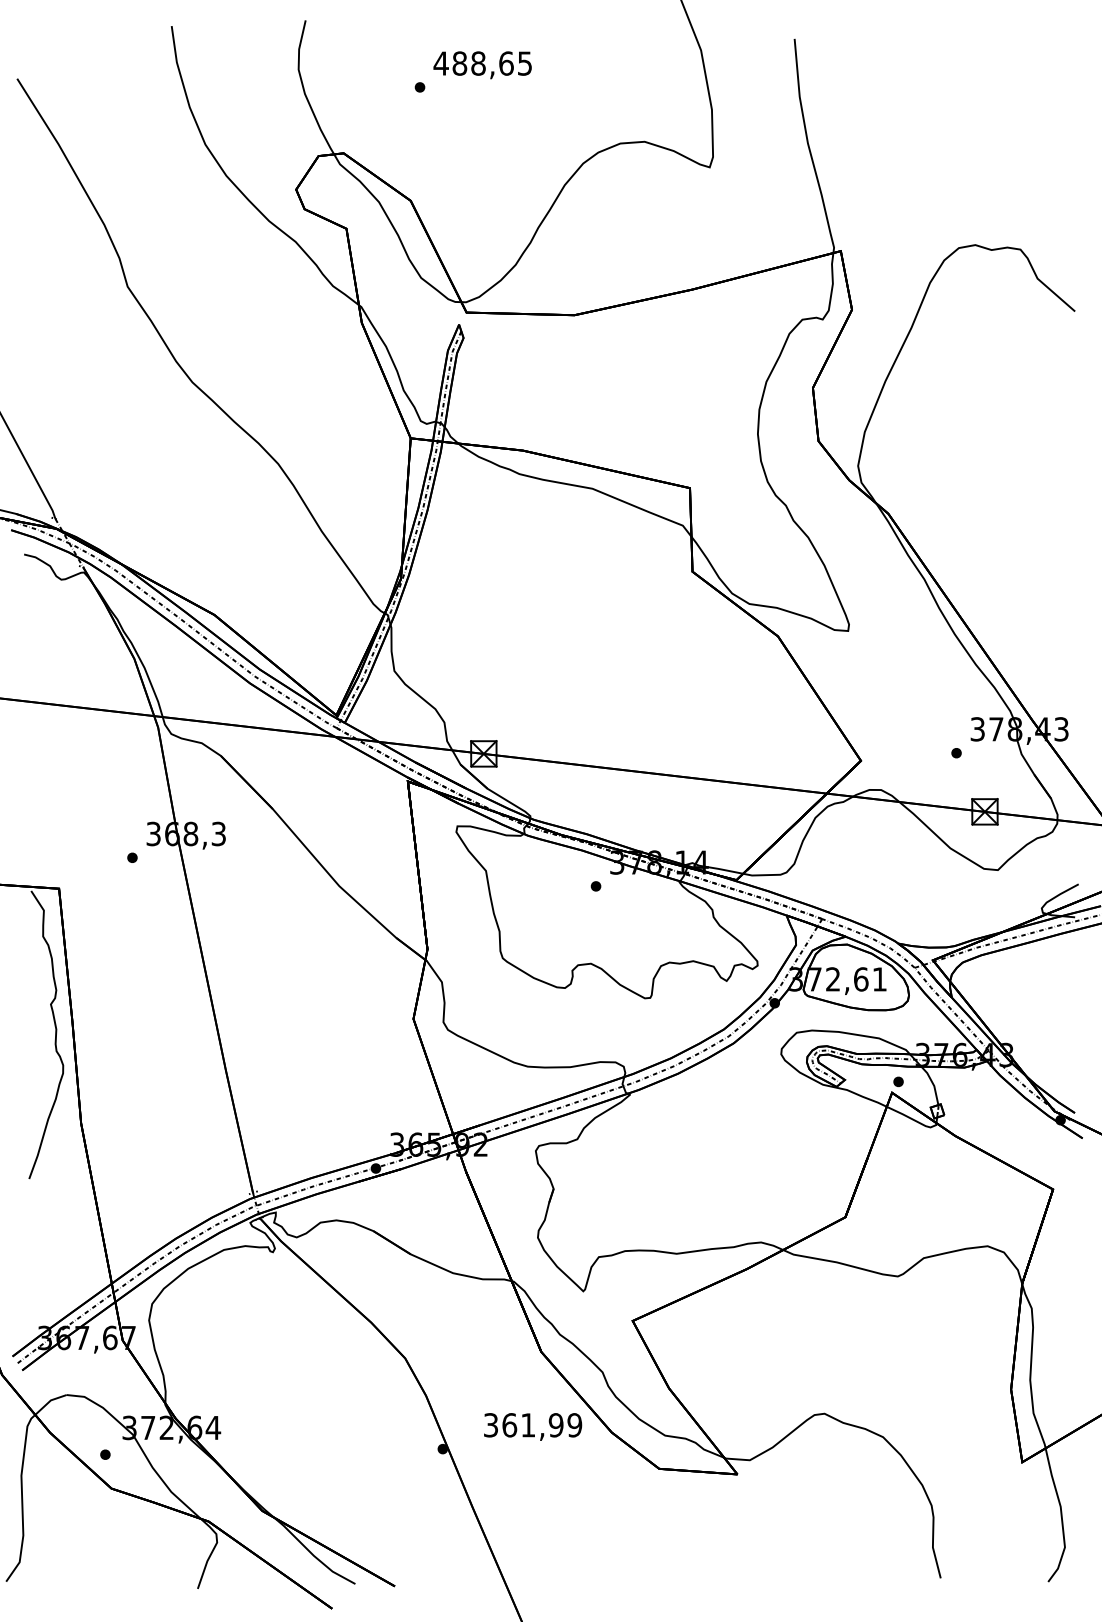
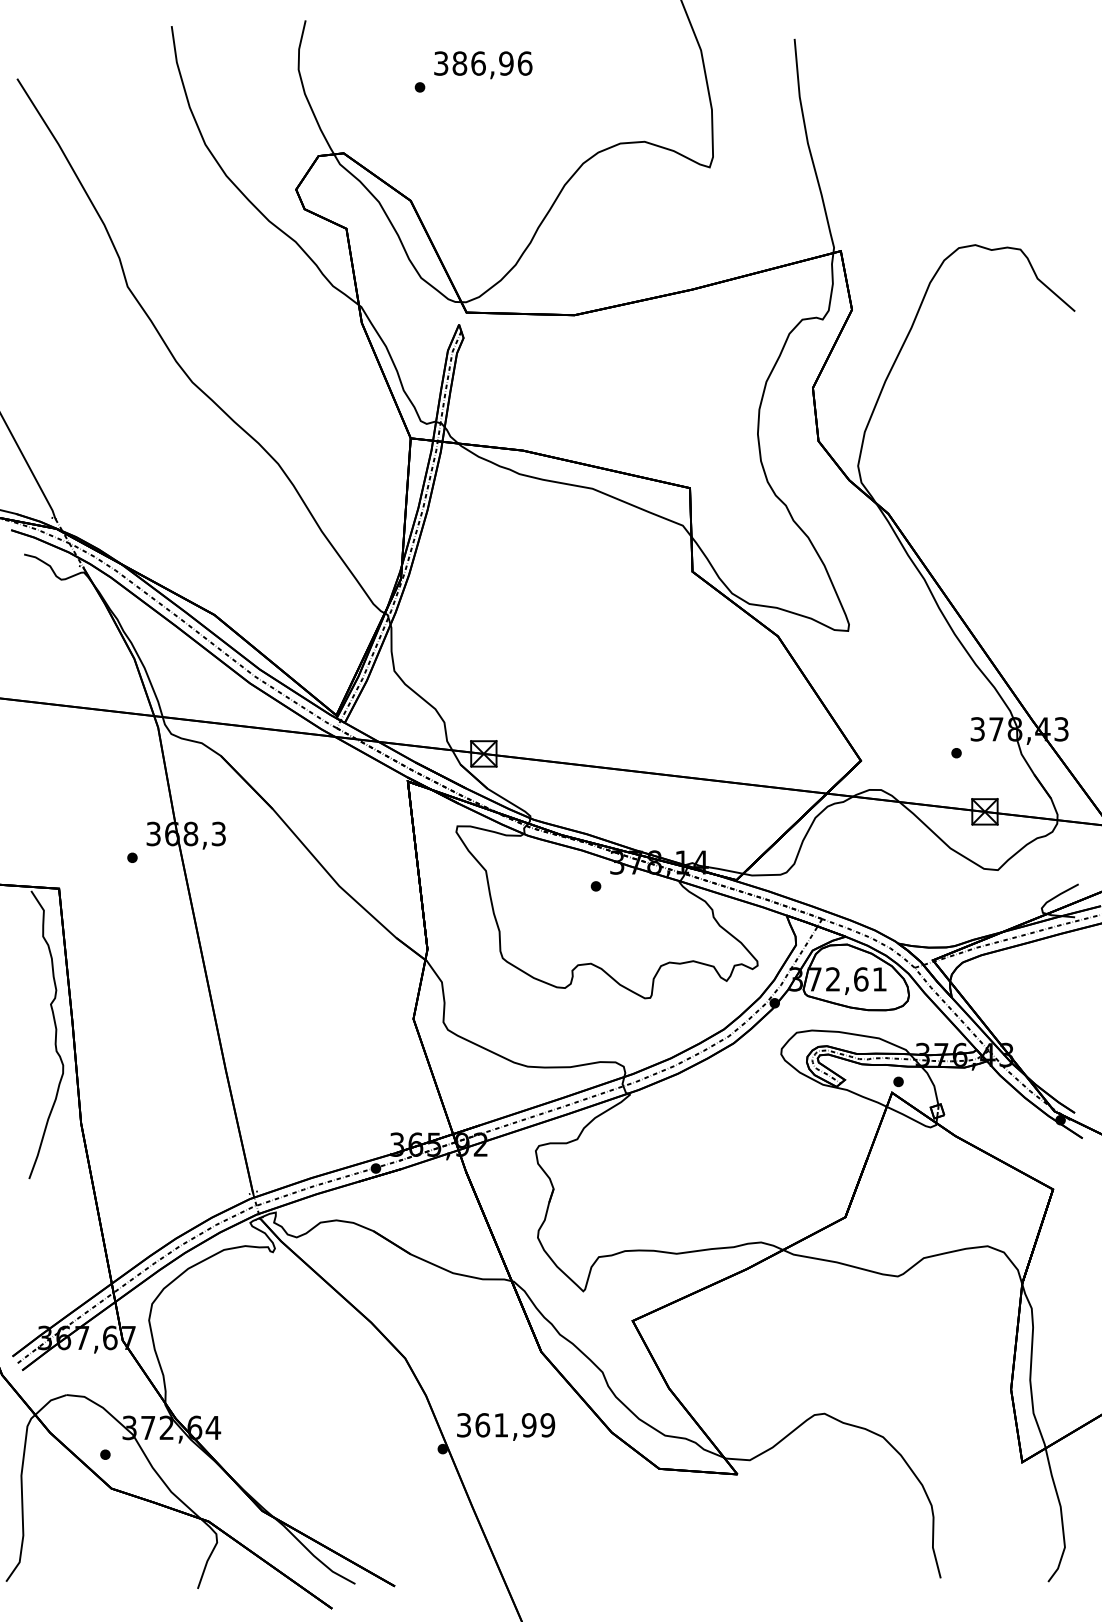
text: 488,65 -> 386,96 (482, 63)
text position: (533, 1426) -> (506, 1426) (506, 1426)
